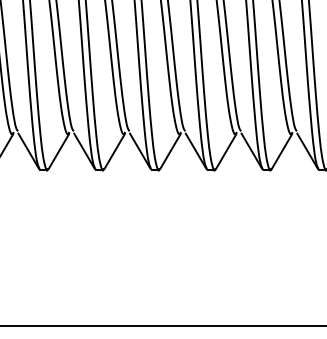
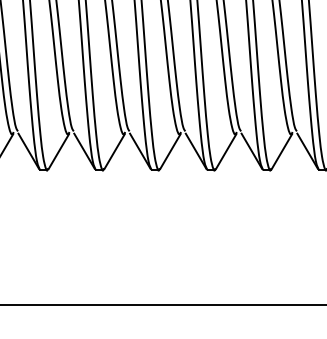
line position: (162, 325) -> (162, 304) (162, 304)
